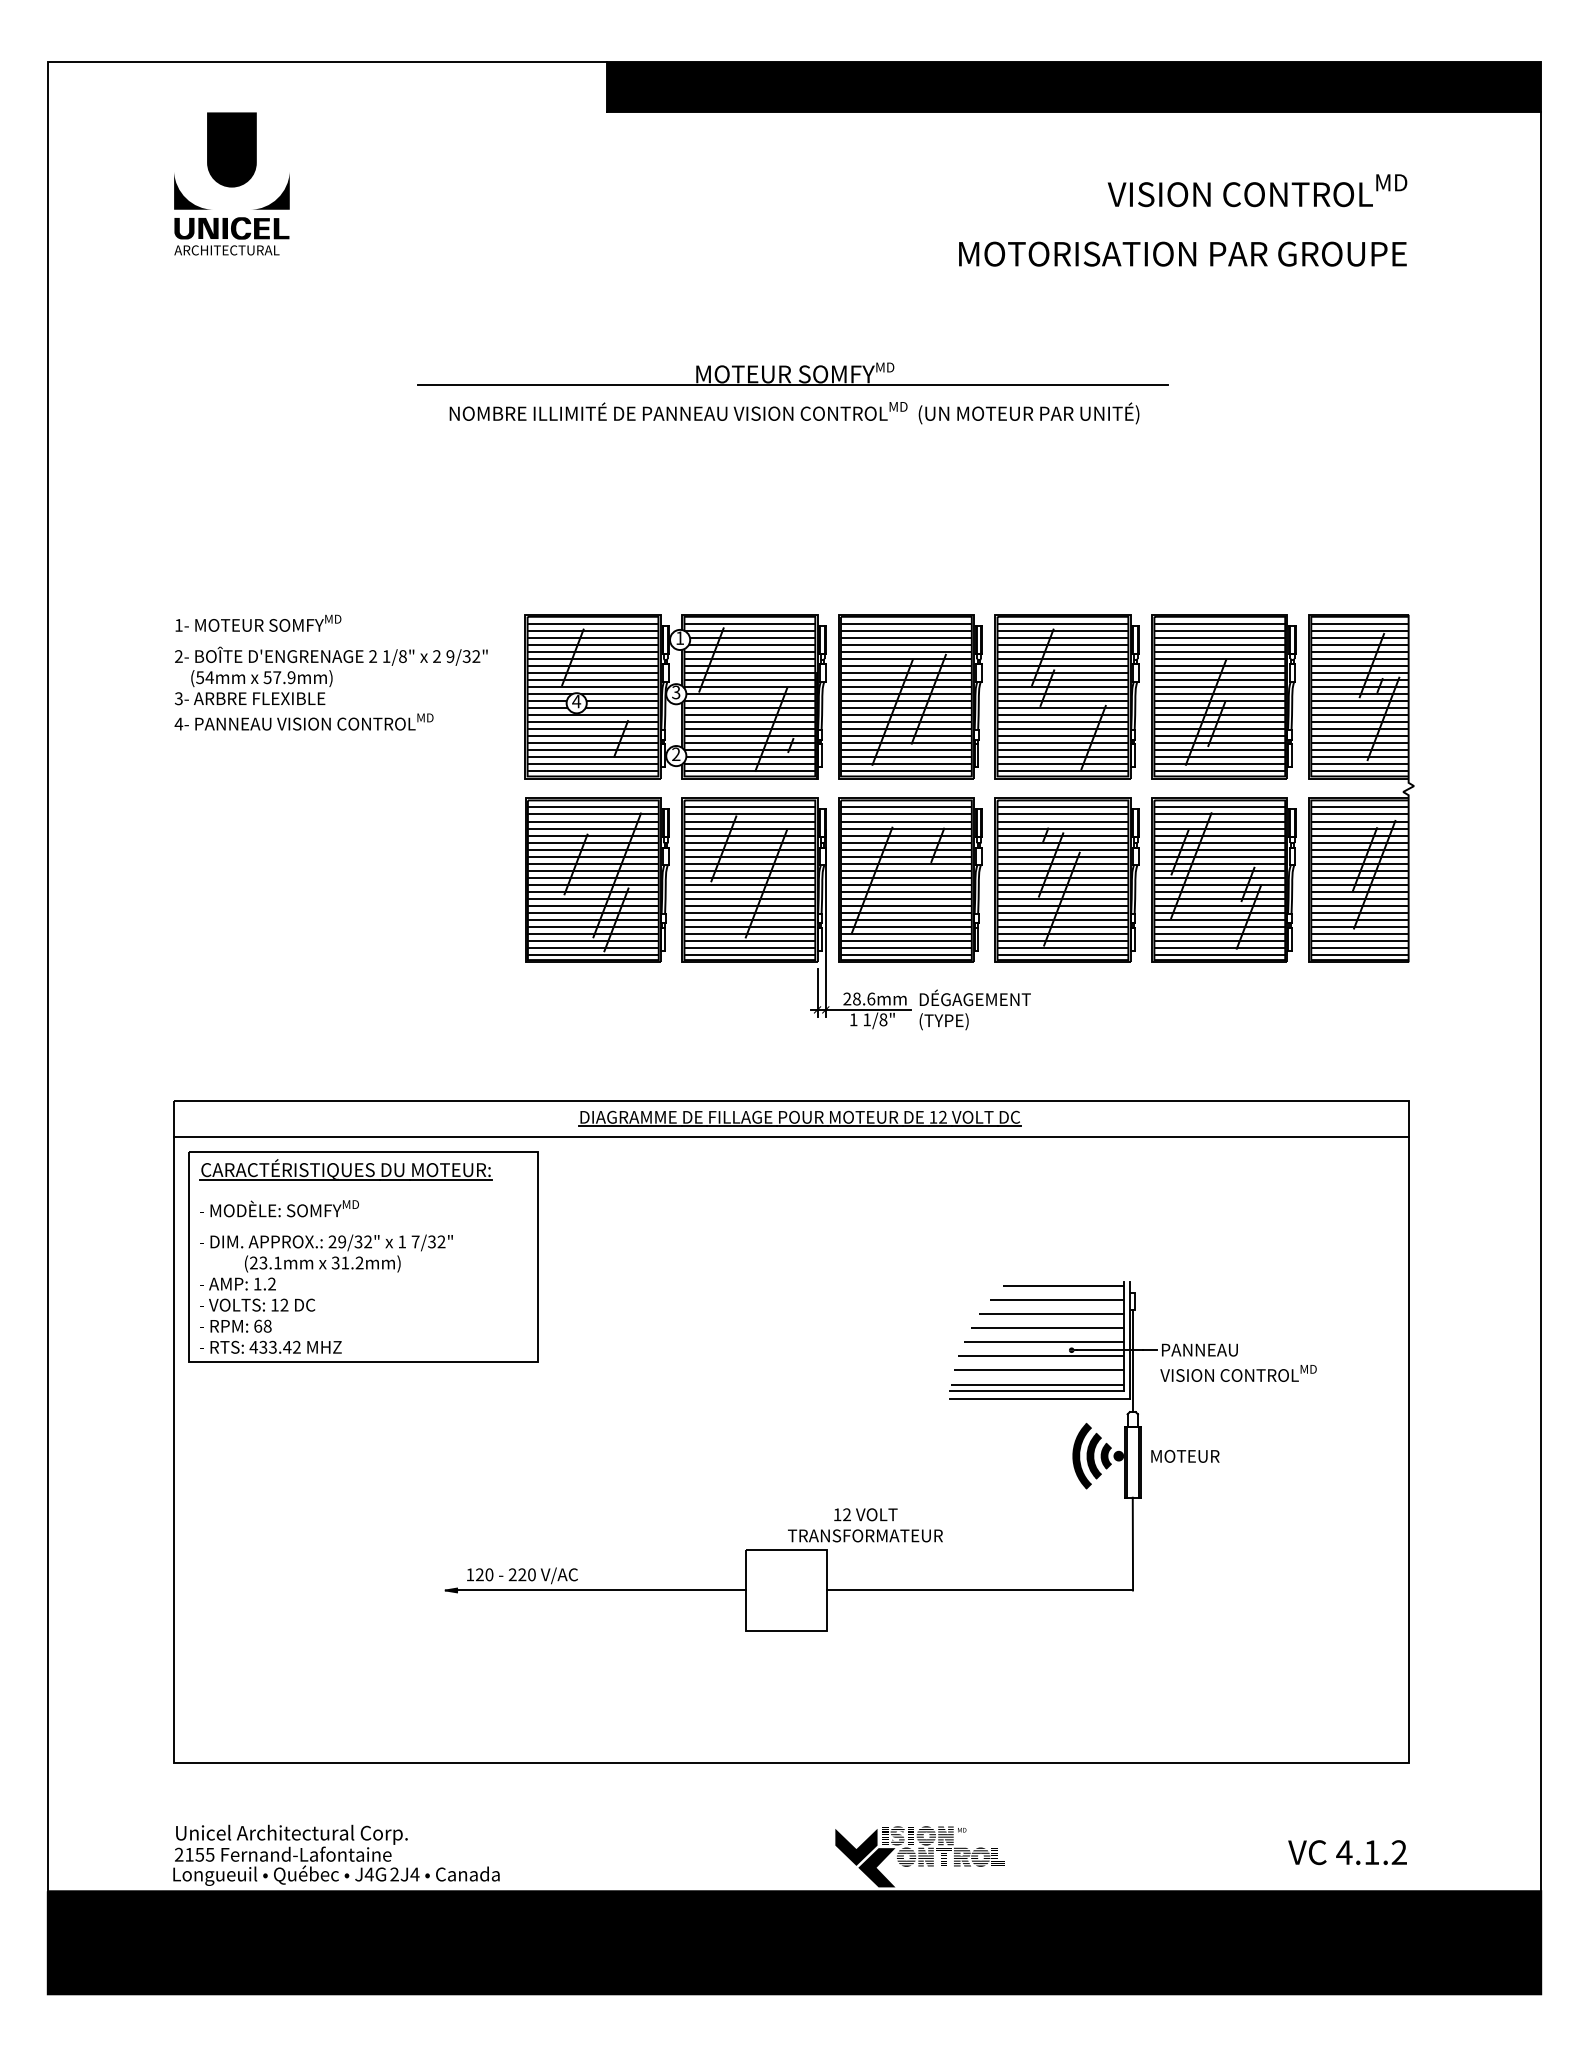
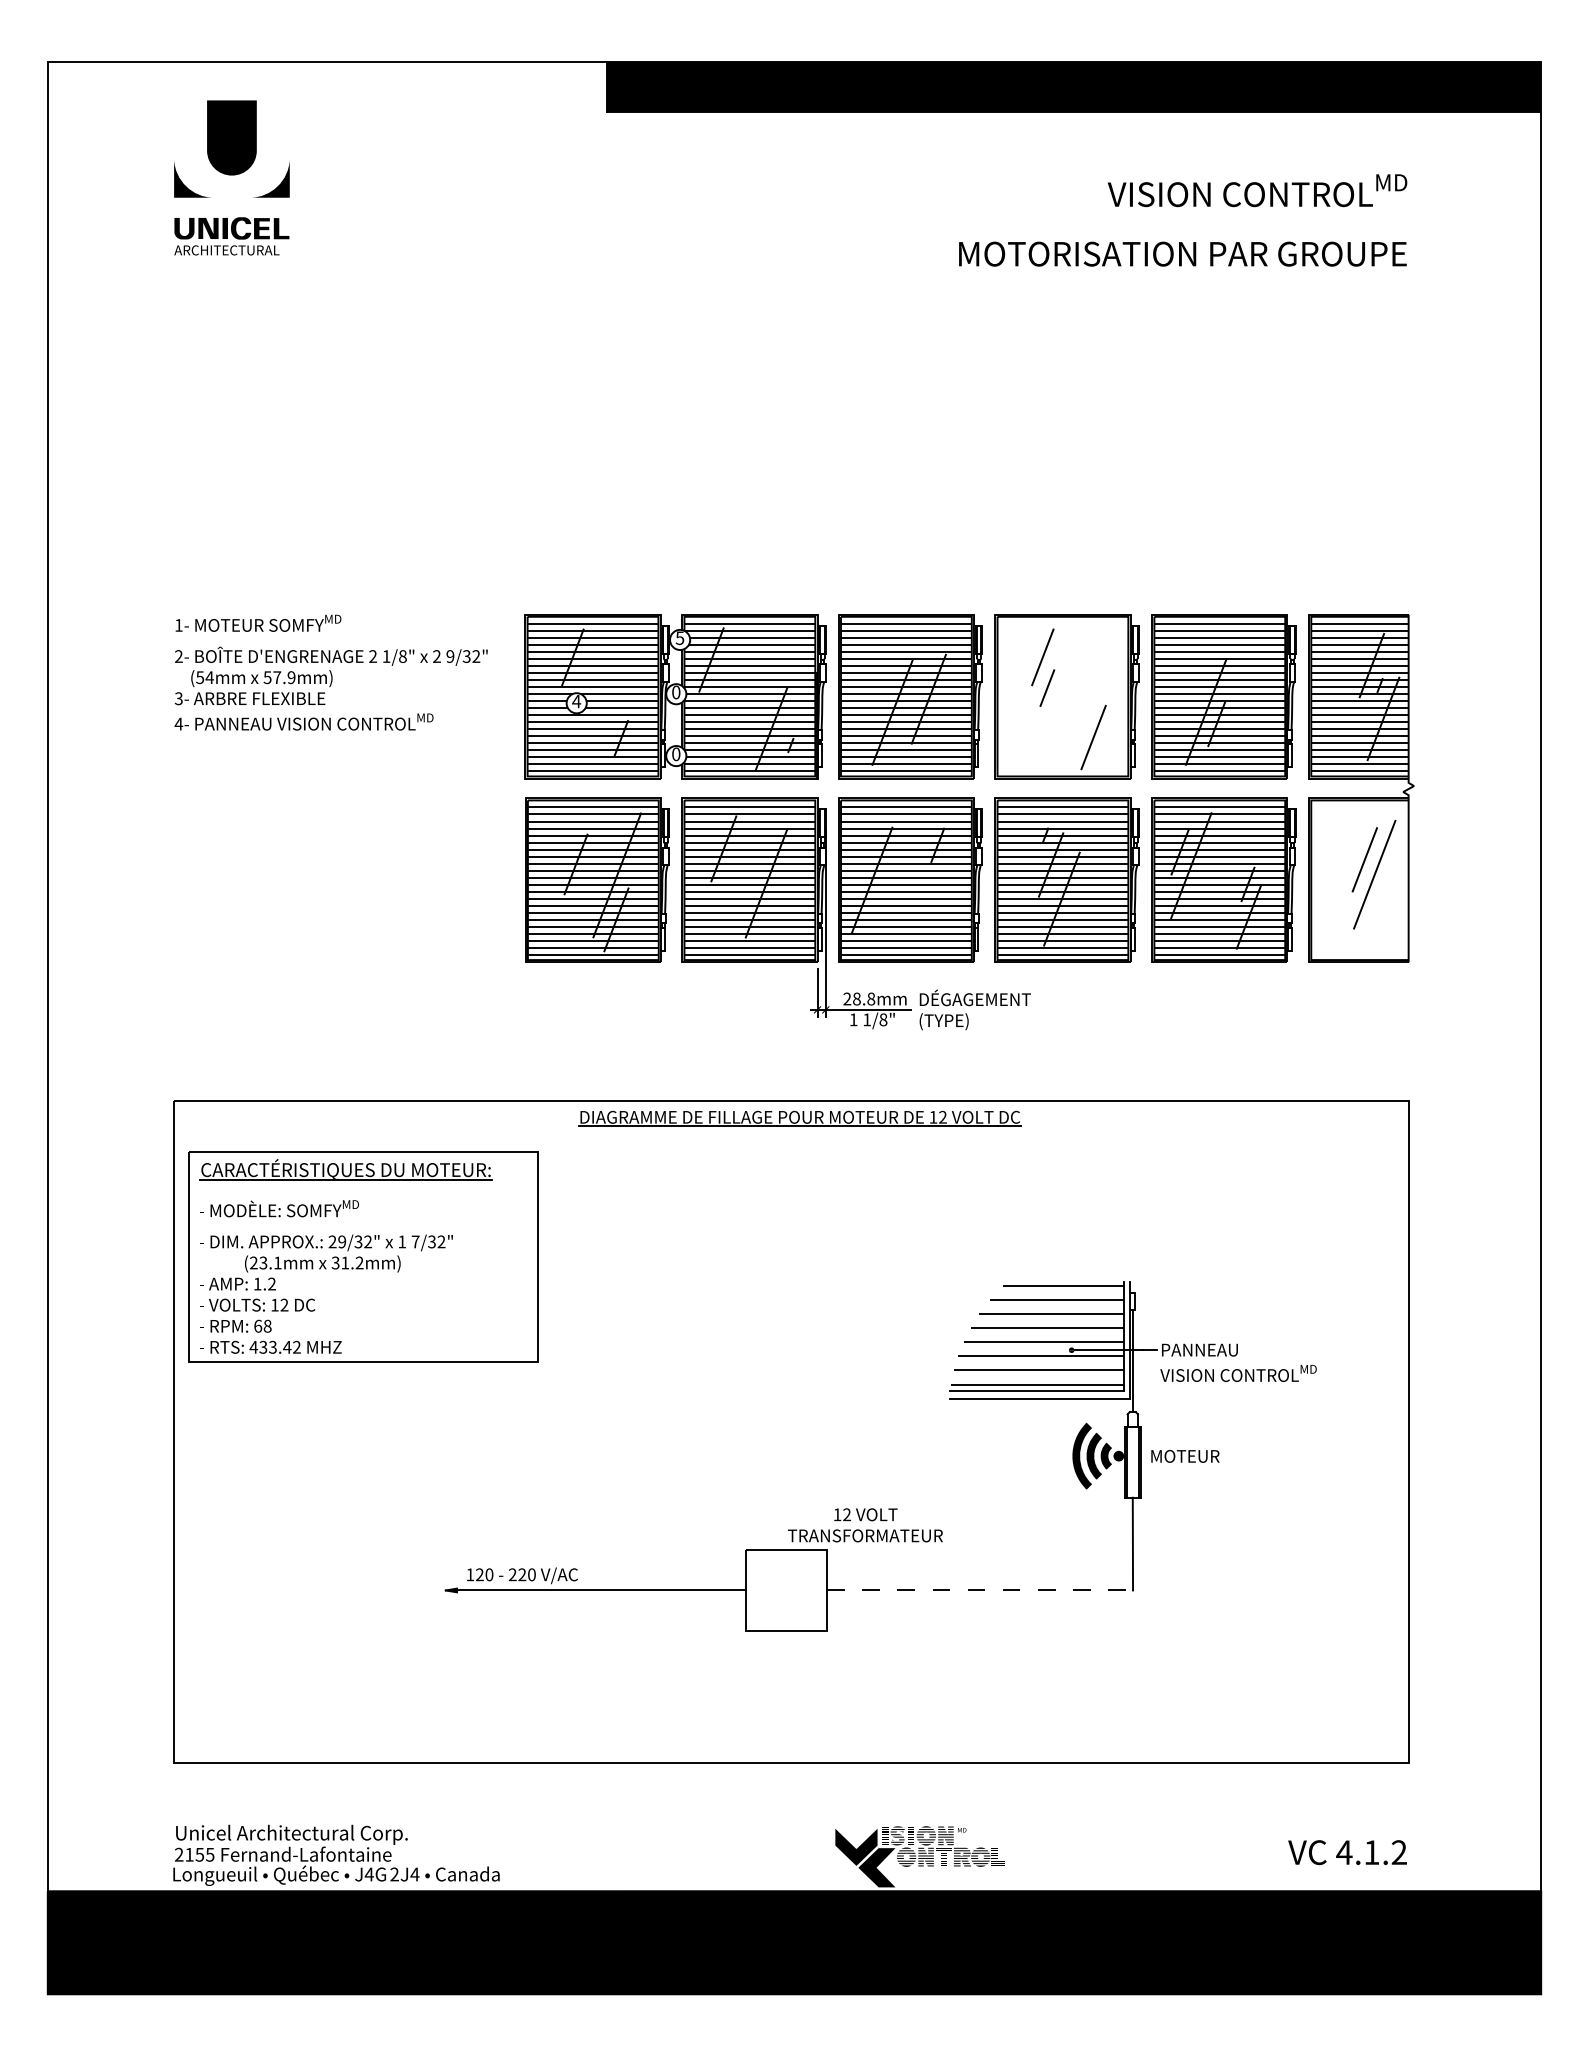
part position: (231, 160) -> (231, 148) (231, 148)
part: present -> none (792, 385)
text: 1 -> 5 (679, 637)
text: 3 -> 0 (676, 692)
hatch: present -> none (1062, 697)
text: 2 -> 0 (676, 754)
hatch: present -> none (1359, 881)
text: 28.6mm -> 28.8mm (871, 998)
line: present -> none (791, 1136)
line: solid -> dashed (980, 1590)
